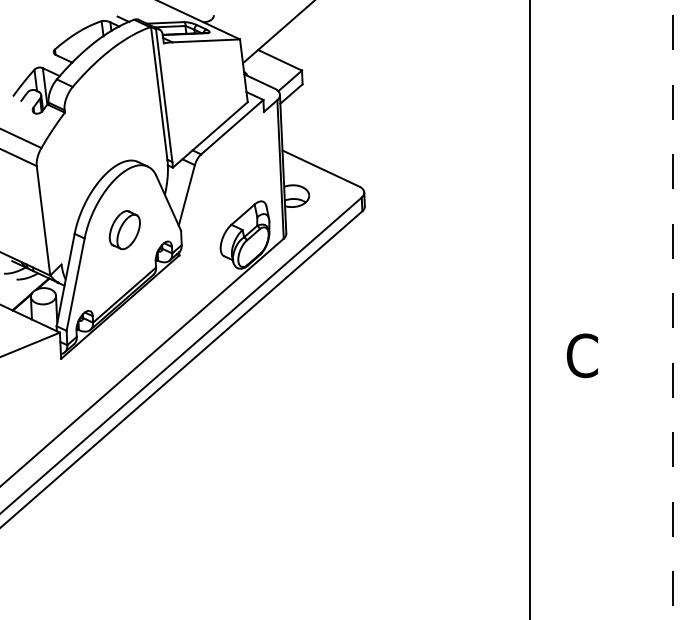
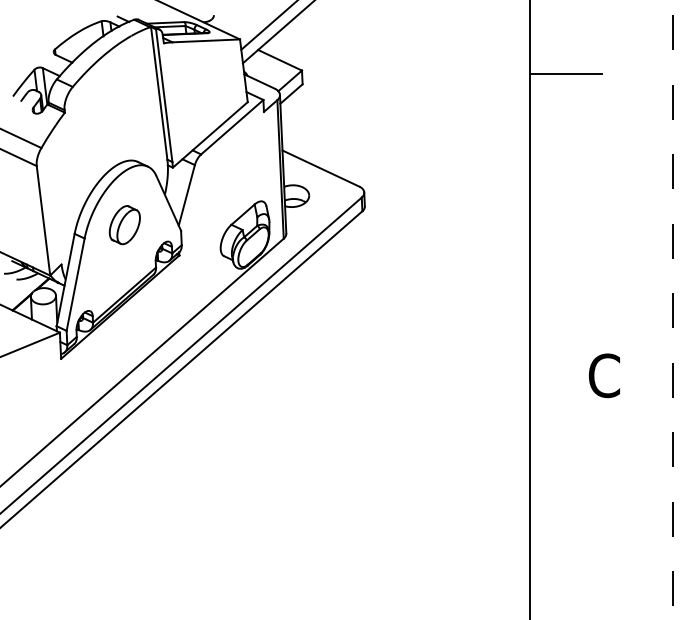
line: none -> present (268, 25)
line: none -> present (566, 74)
part position: (124, 230) -> (124, 225) (124, 225)
text position: (581, 355) -> (603, 375) (603, 375)
